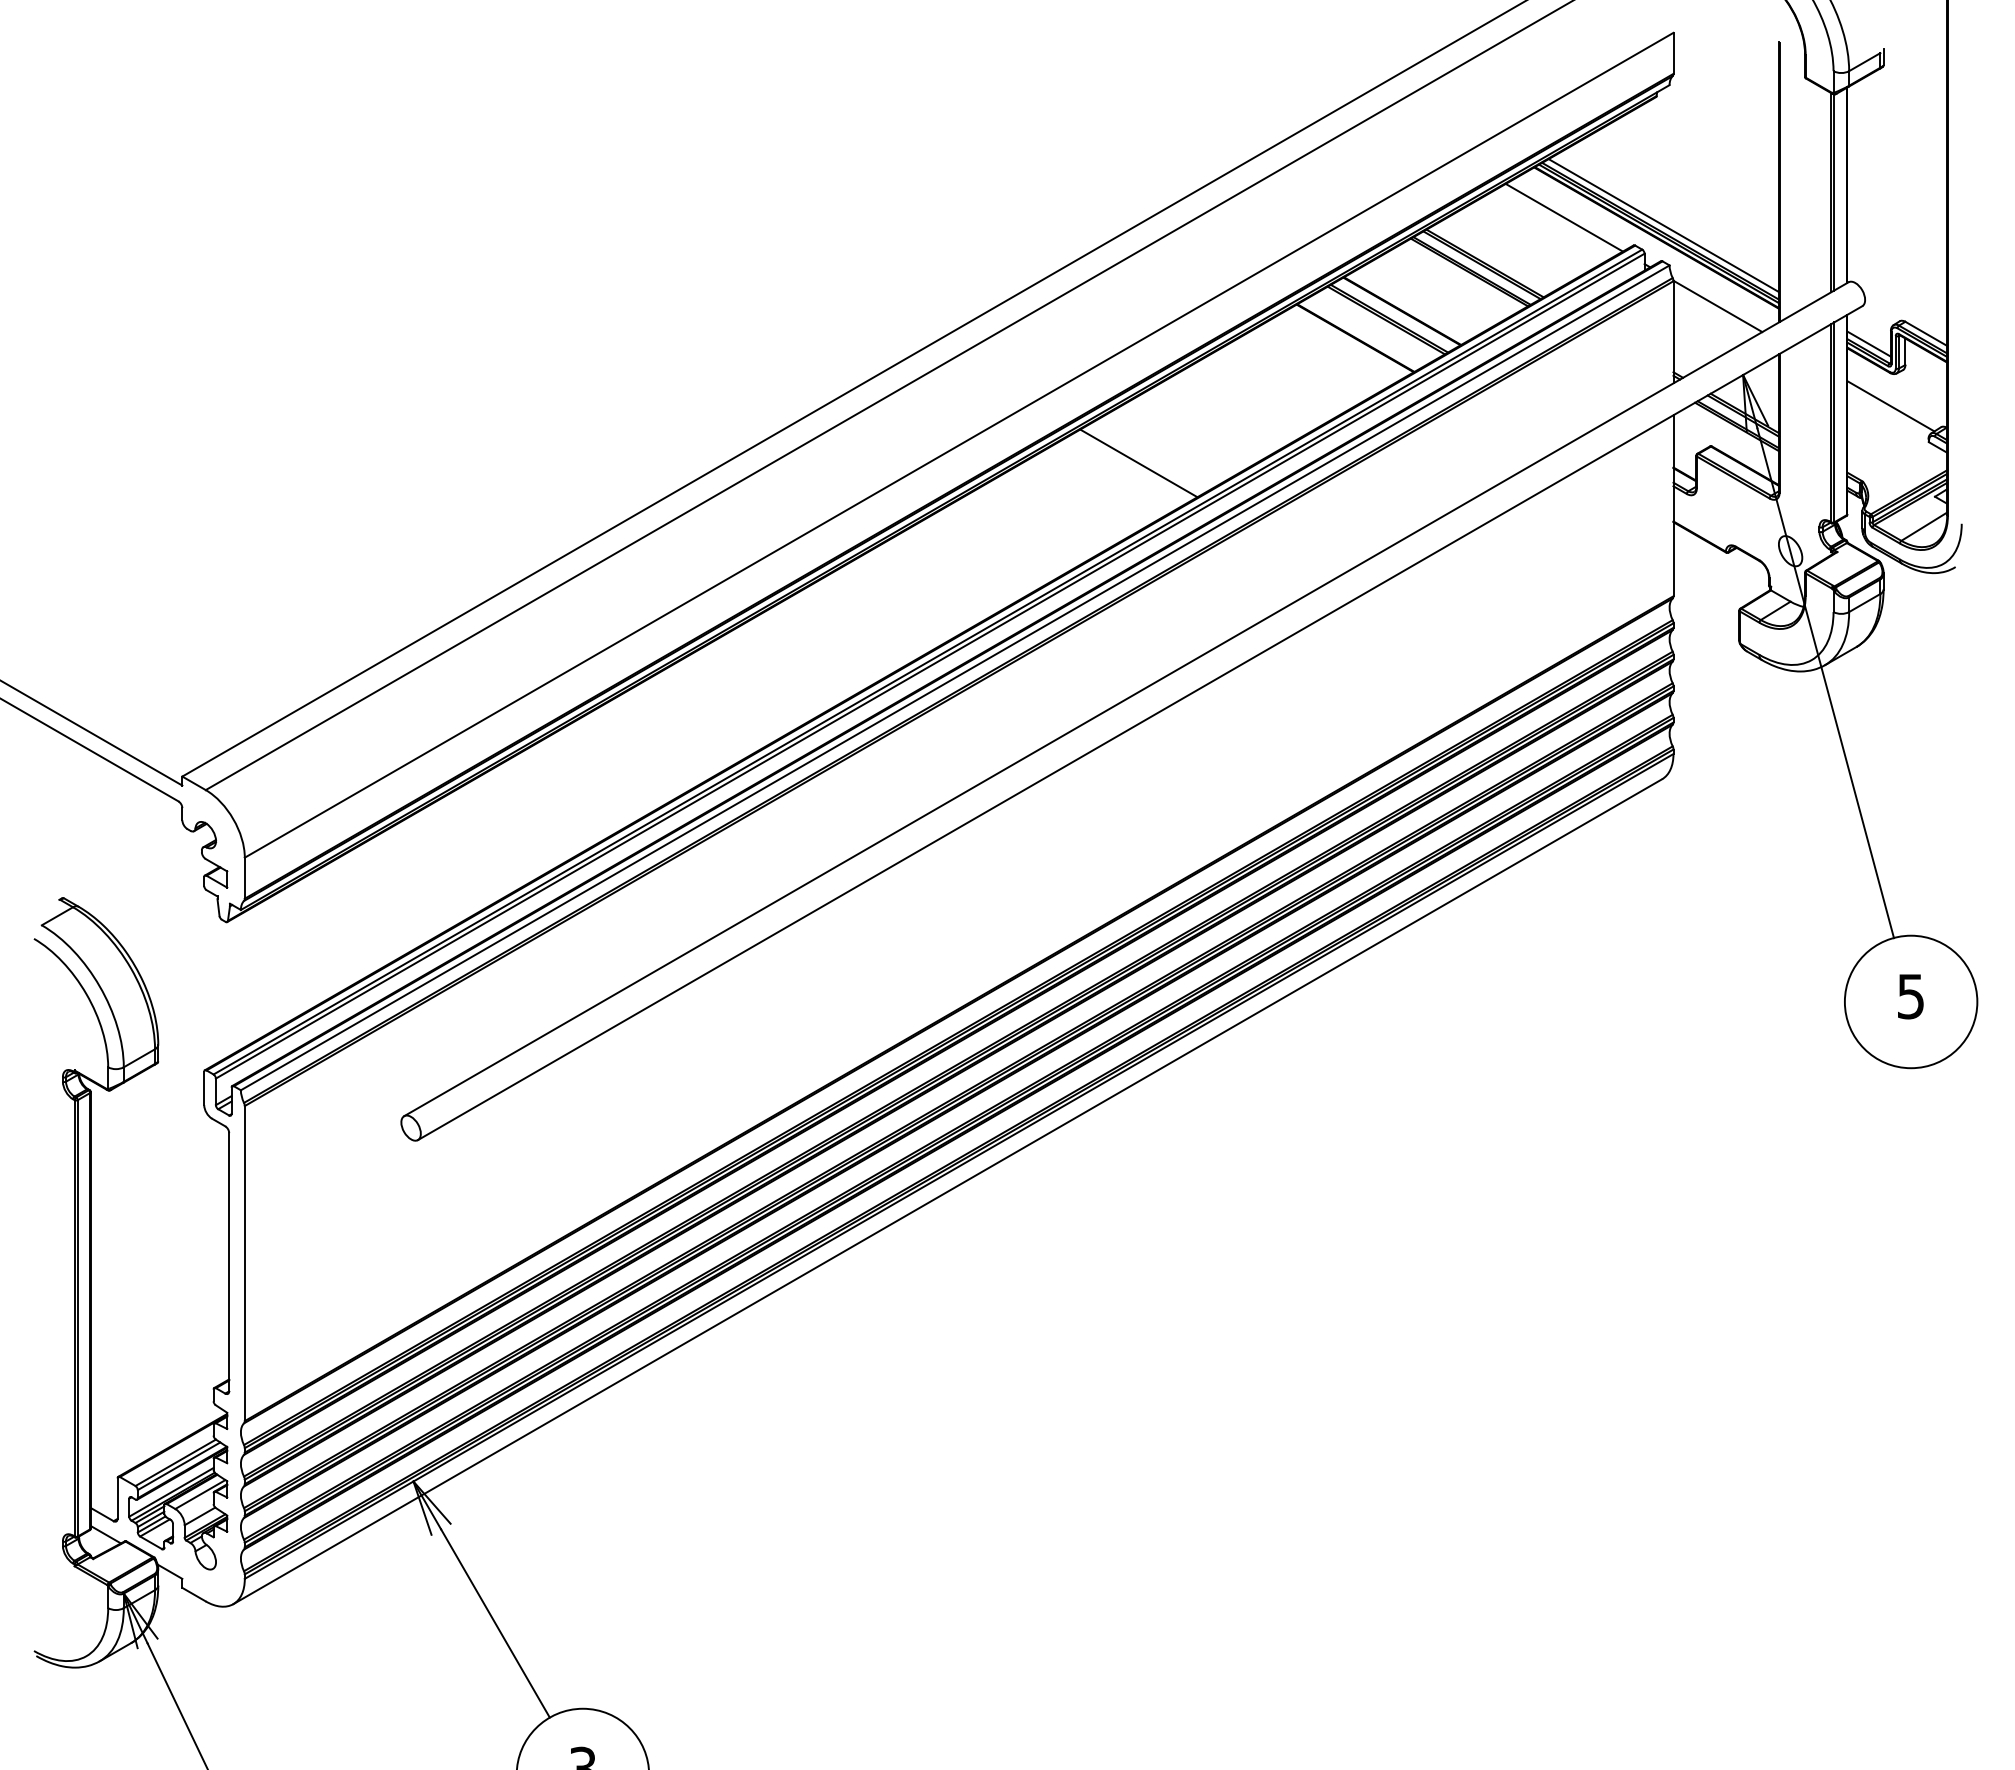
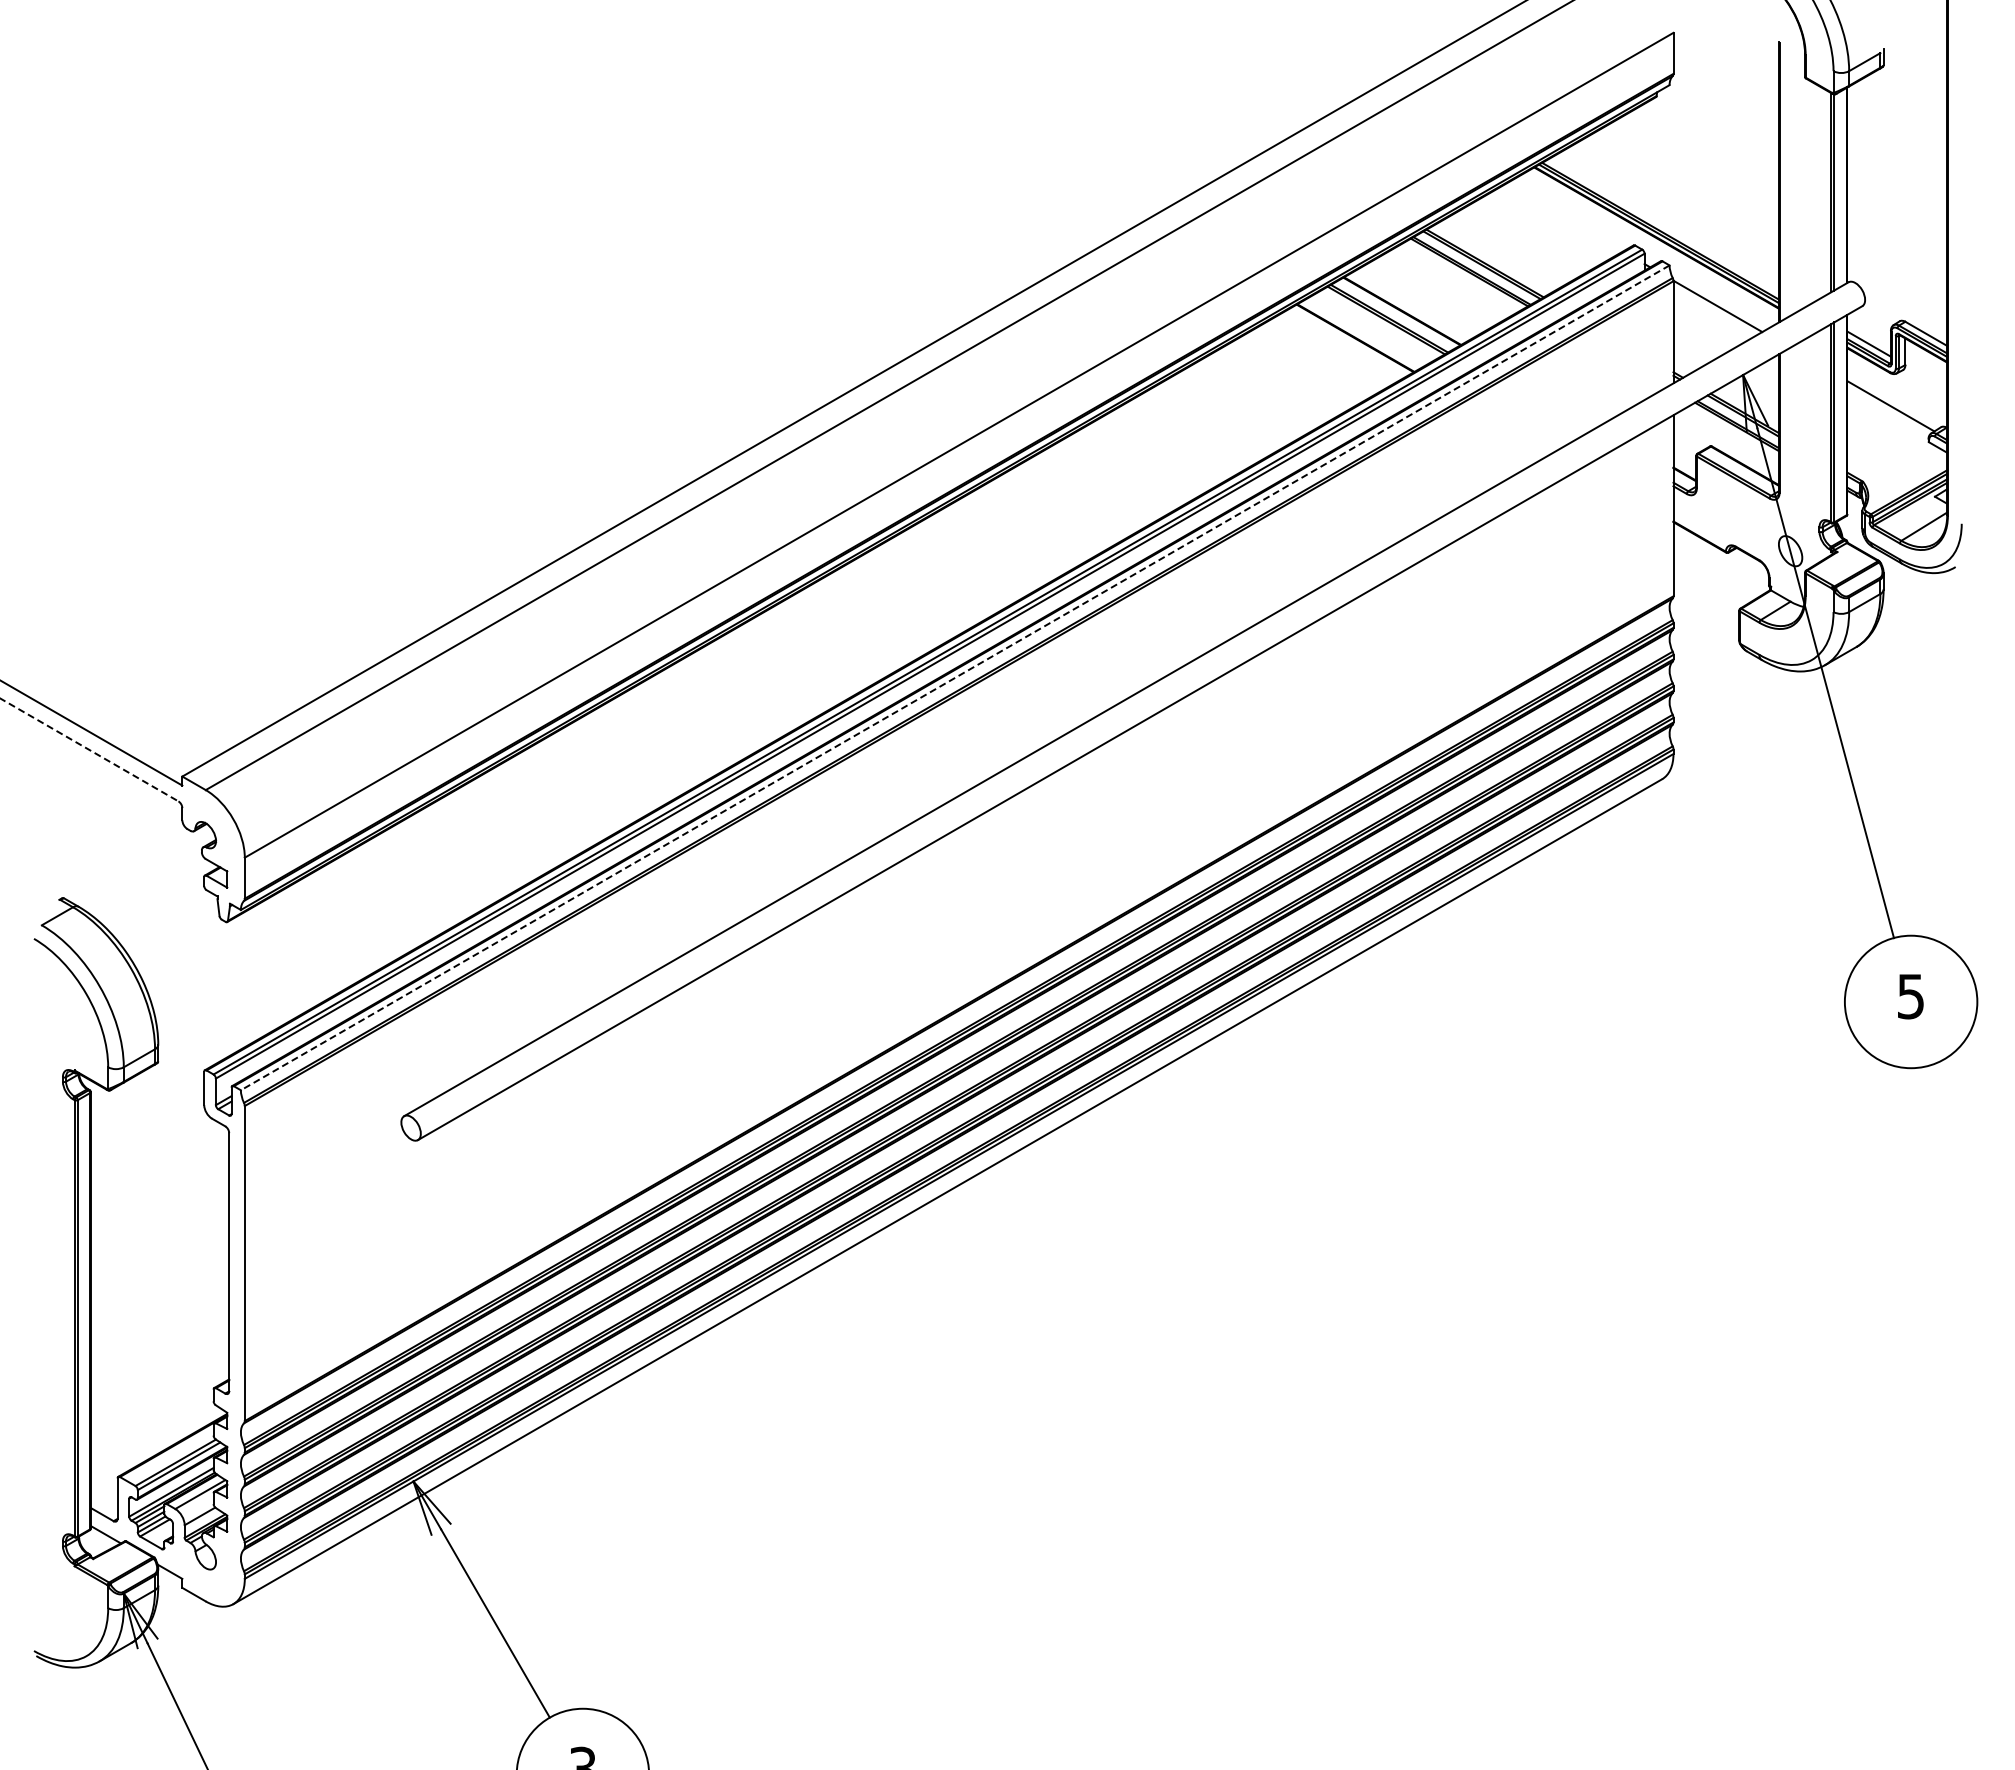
line: present -> none (1563, 217)
line: present -> none (1663, 225)
line: present -> none (1138, 463)
line: solid -> dashed (955, 677)
line: solid -> dashed (89, 749)
